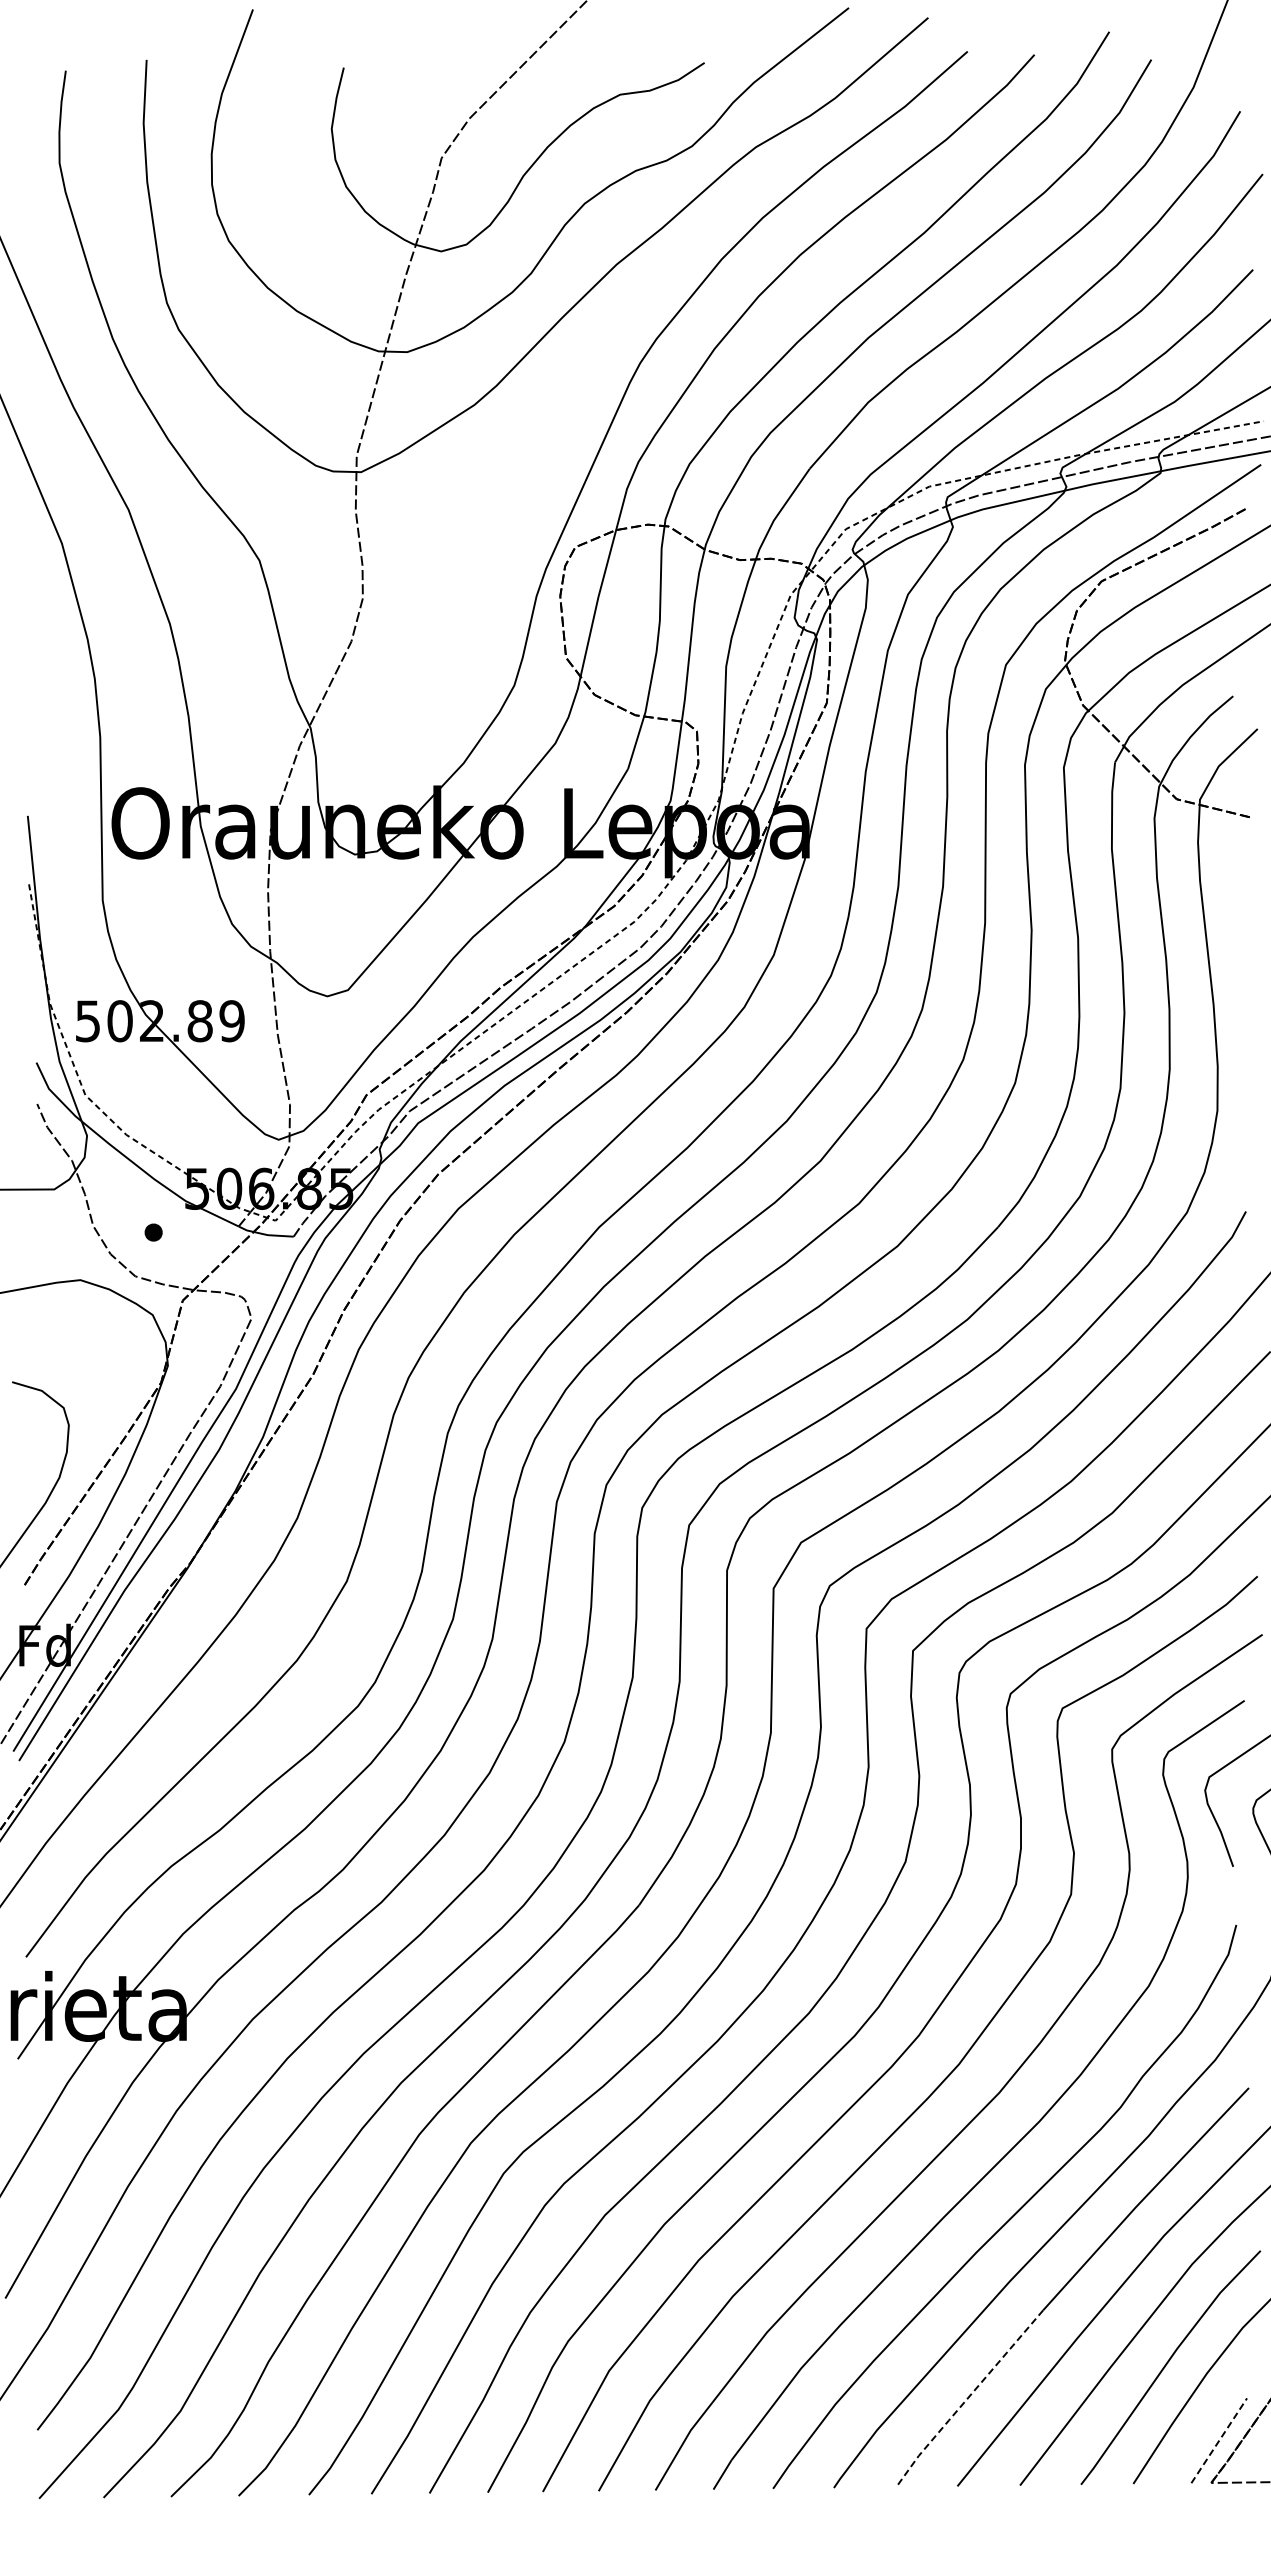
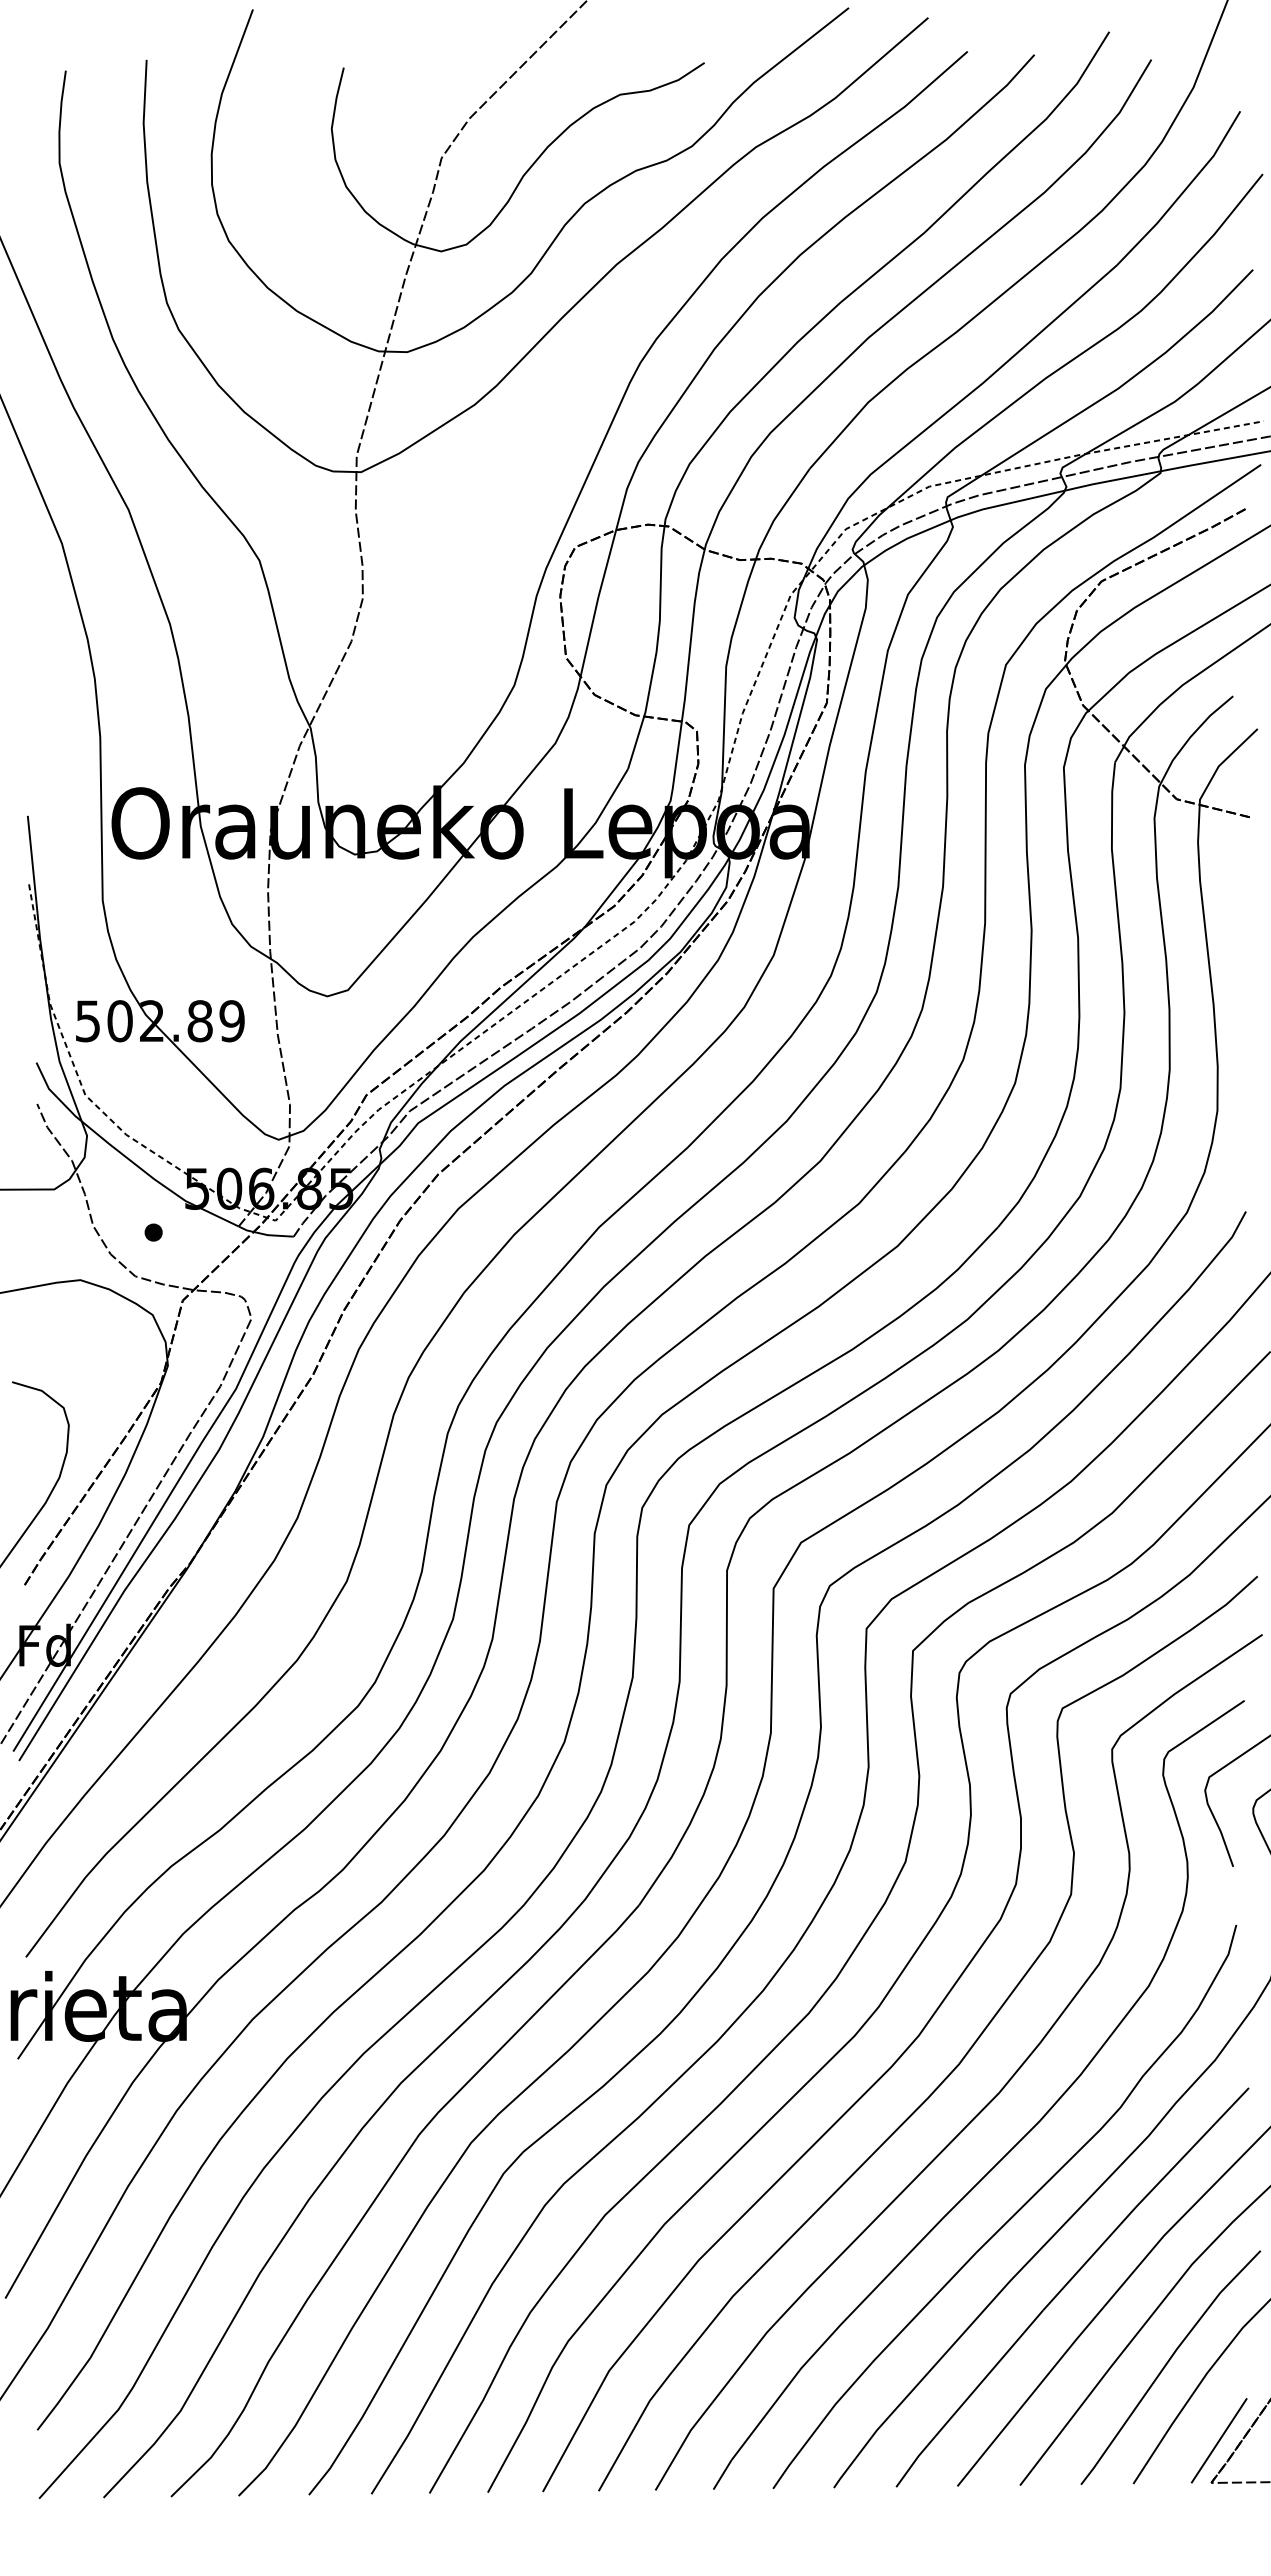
line: dashed -> solid (967, 2399)
line: dashed -> solid (1219, 2440)
